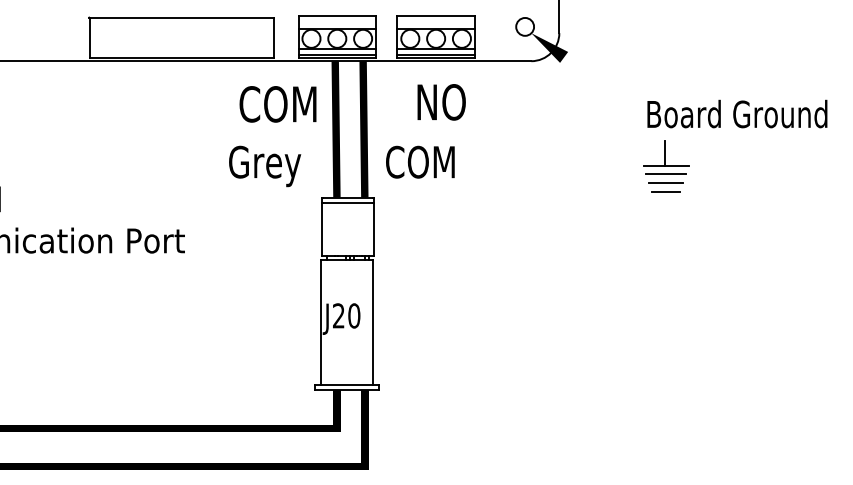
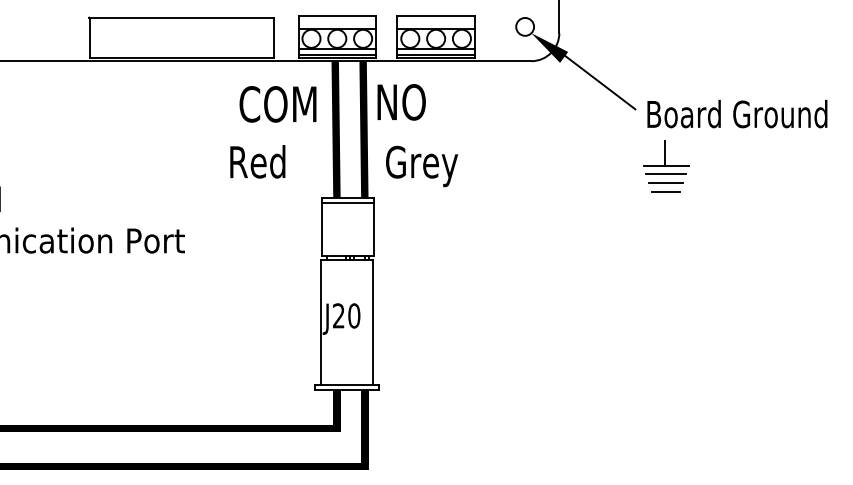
line: none -> present (599, 82)
text position: (441, 102) -> (401, 102) (401, 102)
text: Grey -> Red (265, 166)
text: COM -> Grey (427, 166)
